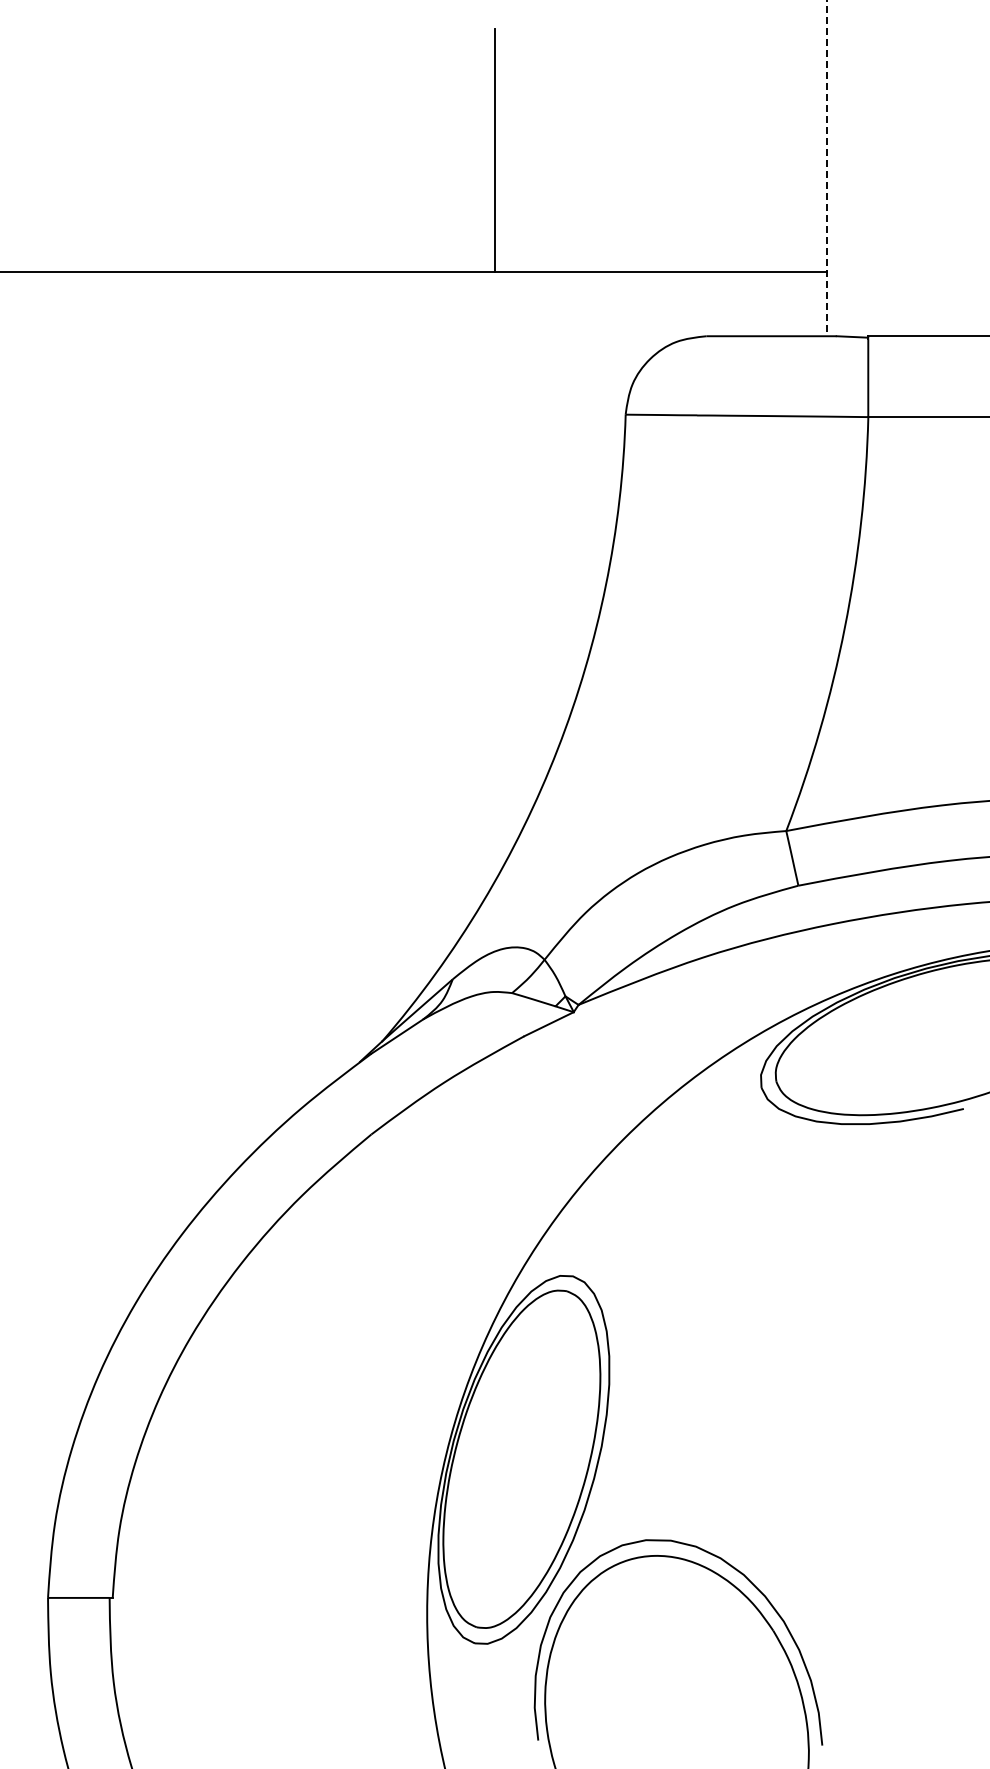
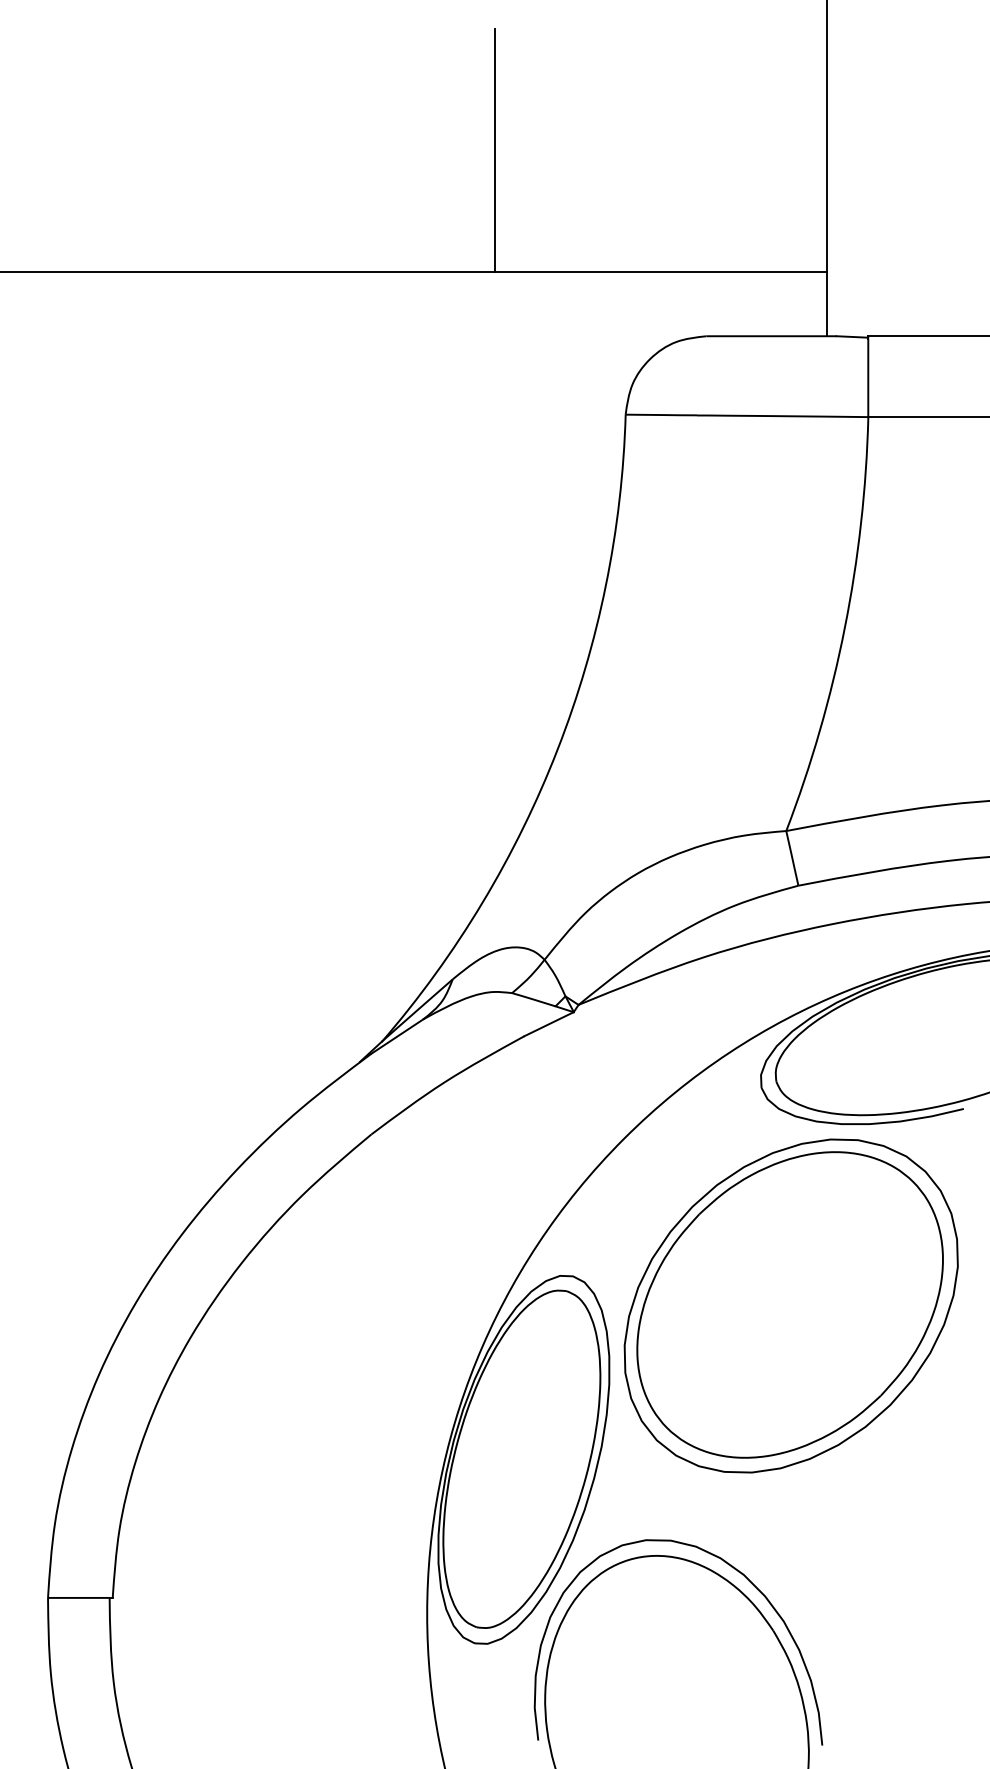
line: dashed -> solid (826, 168)
part: none -> present (790, 1305)
